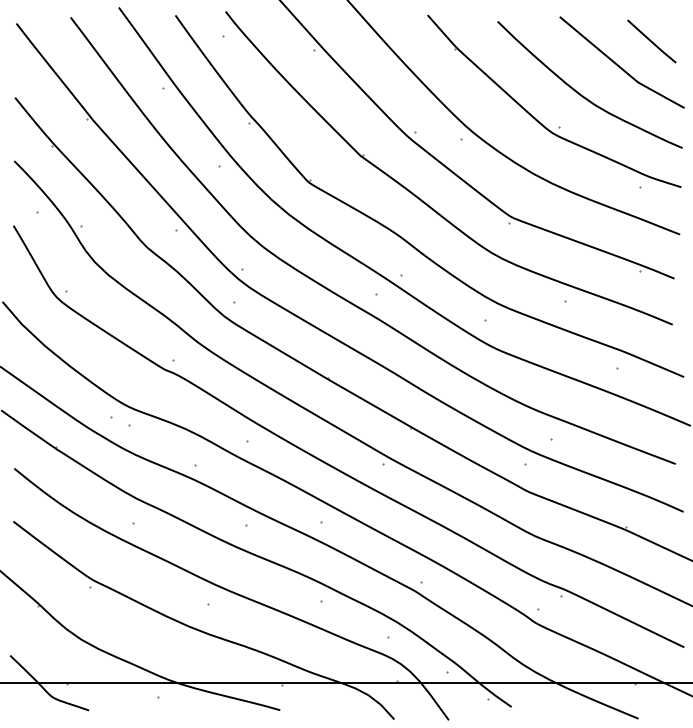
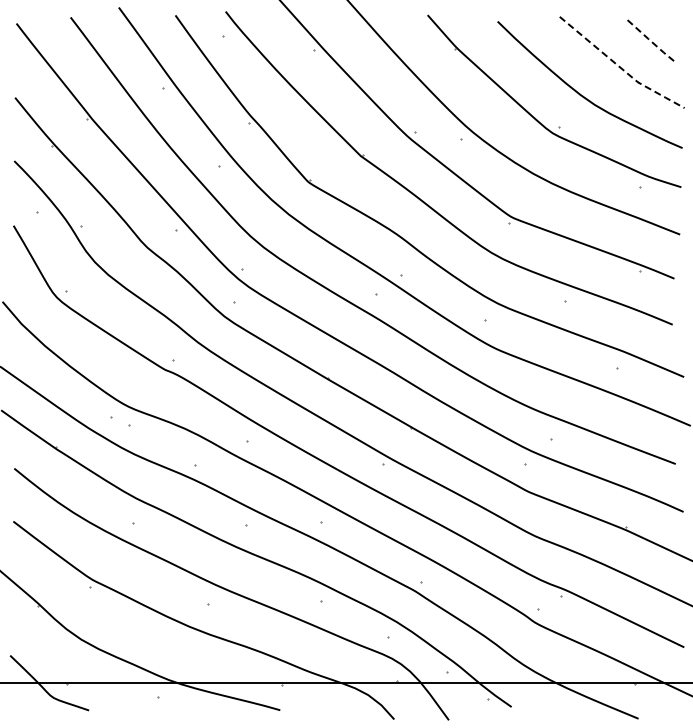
line: solid -> dashed (652, 42)
line: solid -> dashed (620, 67)
